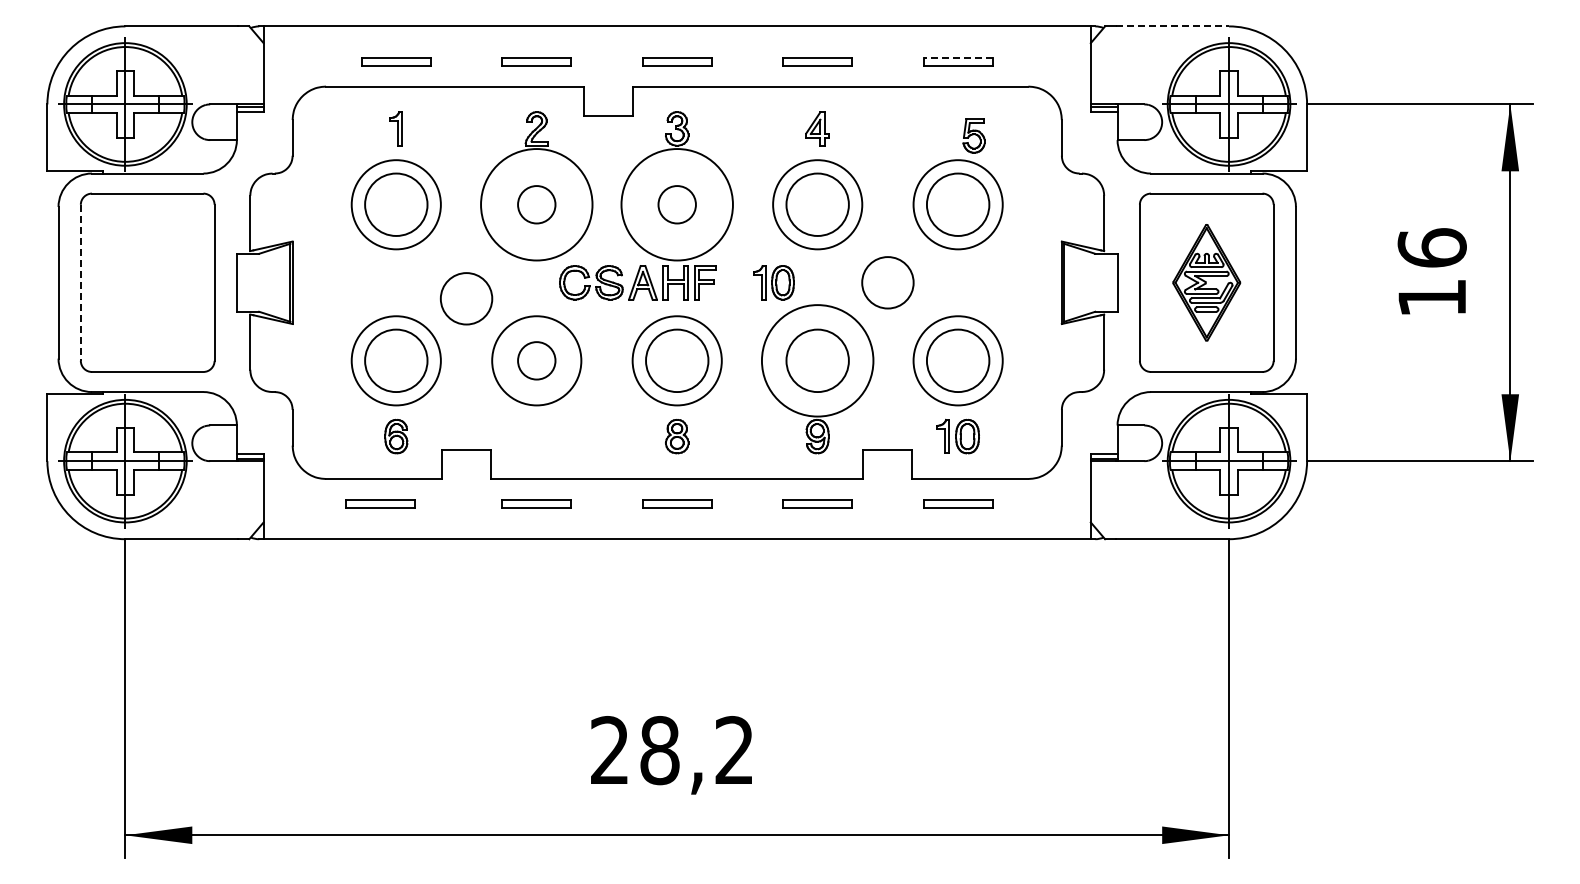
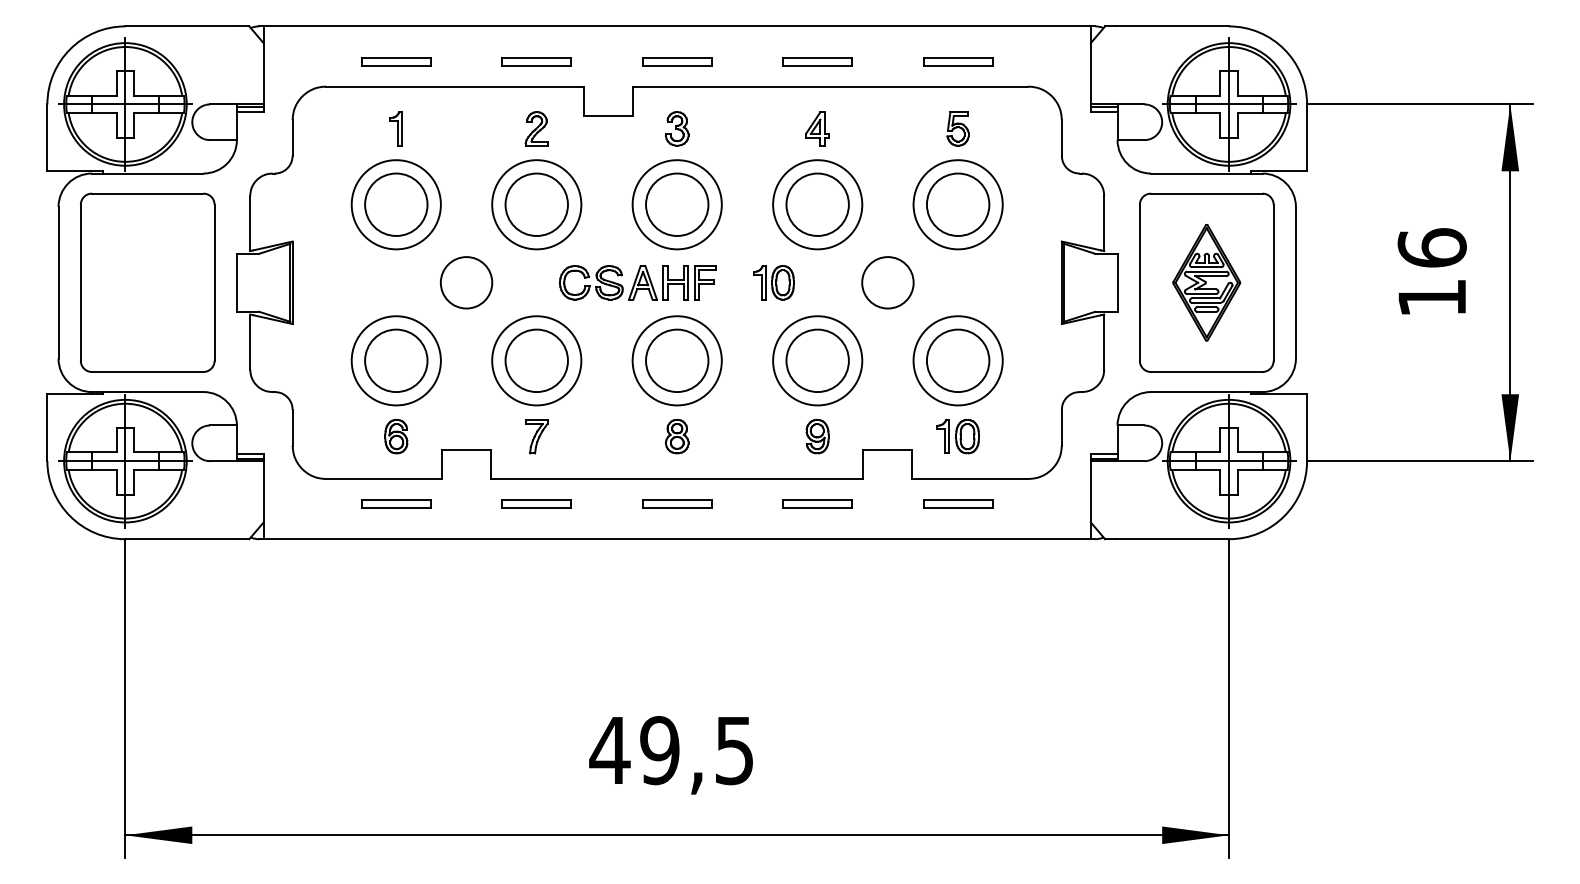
line: dashed -> solid (1173, 26)
line: dashed -> solid (957, 57)
part position: (973, 135) -> (957, 128) (957, 128)
circle diameter: 111 px -> 89 px (536, 204)
circle diameter: 37 px -> 62 px (536, 204)
circle diameter: 111 px -> 89 px (676, 204)
circle diameter: 37 px -> 62 px (677, 204)
line: dashed -> solid (80, 283)
circle position: (466, 298) -> (466, 282) (466, 282)
circle diameter: 37 px -> 62 px (536, 360)
circle diameter: 111 px -> 89 px (817, 360)
part: none -> present (536, 436)
part position: (380, 503) -> (396, 503) (396, 503)
text: 28,2 -> 49,5 (670, 750)
